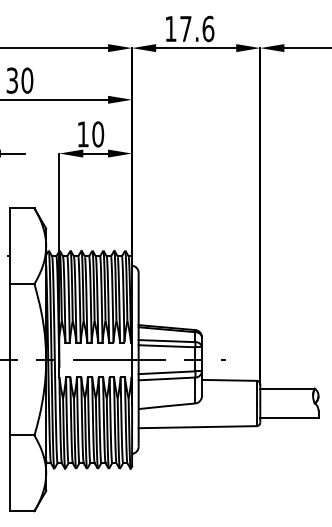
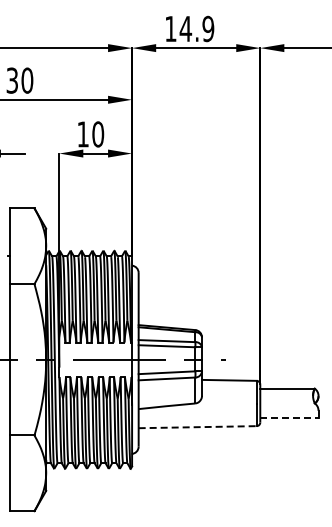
text: 17.6 -> 14.9 (196, 28)
line: solid -> dashed (289, 418)
line: solid -> dashed (198, 427)
